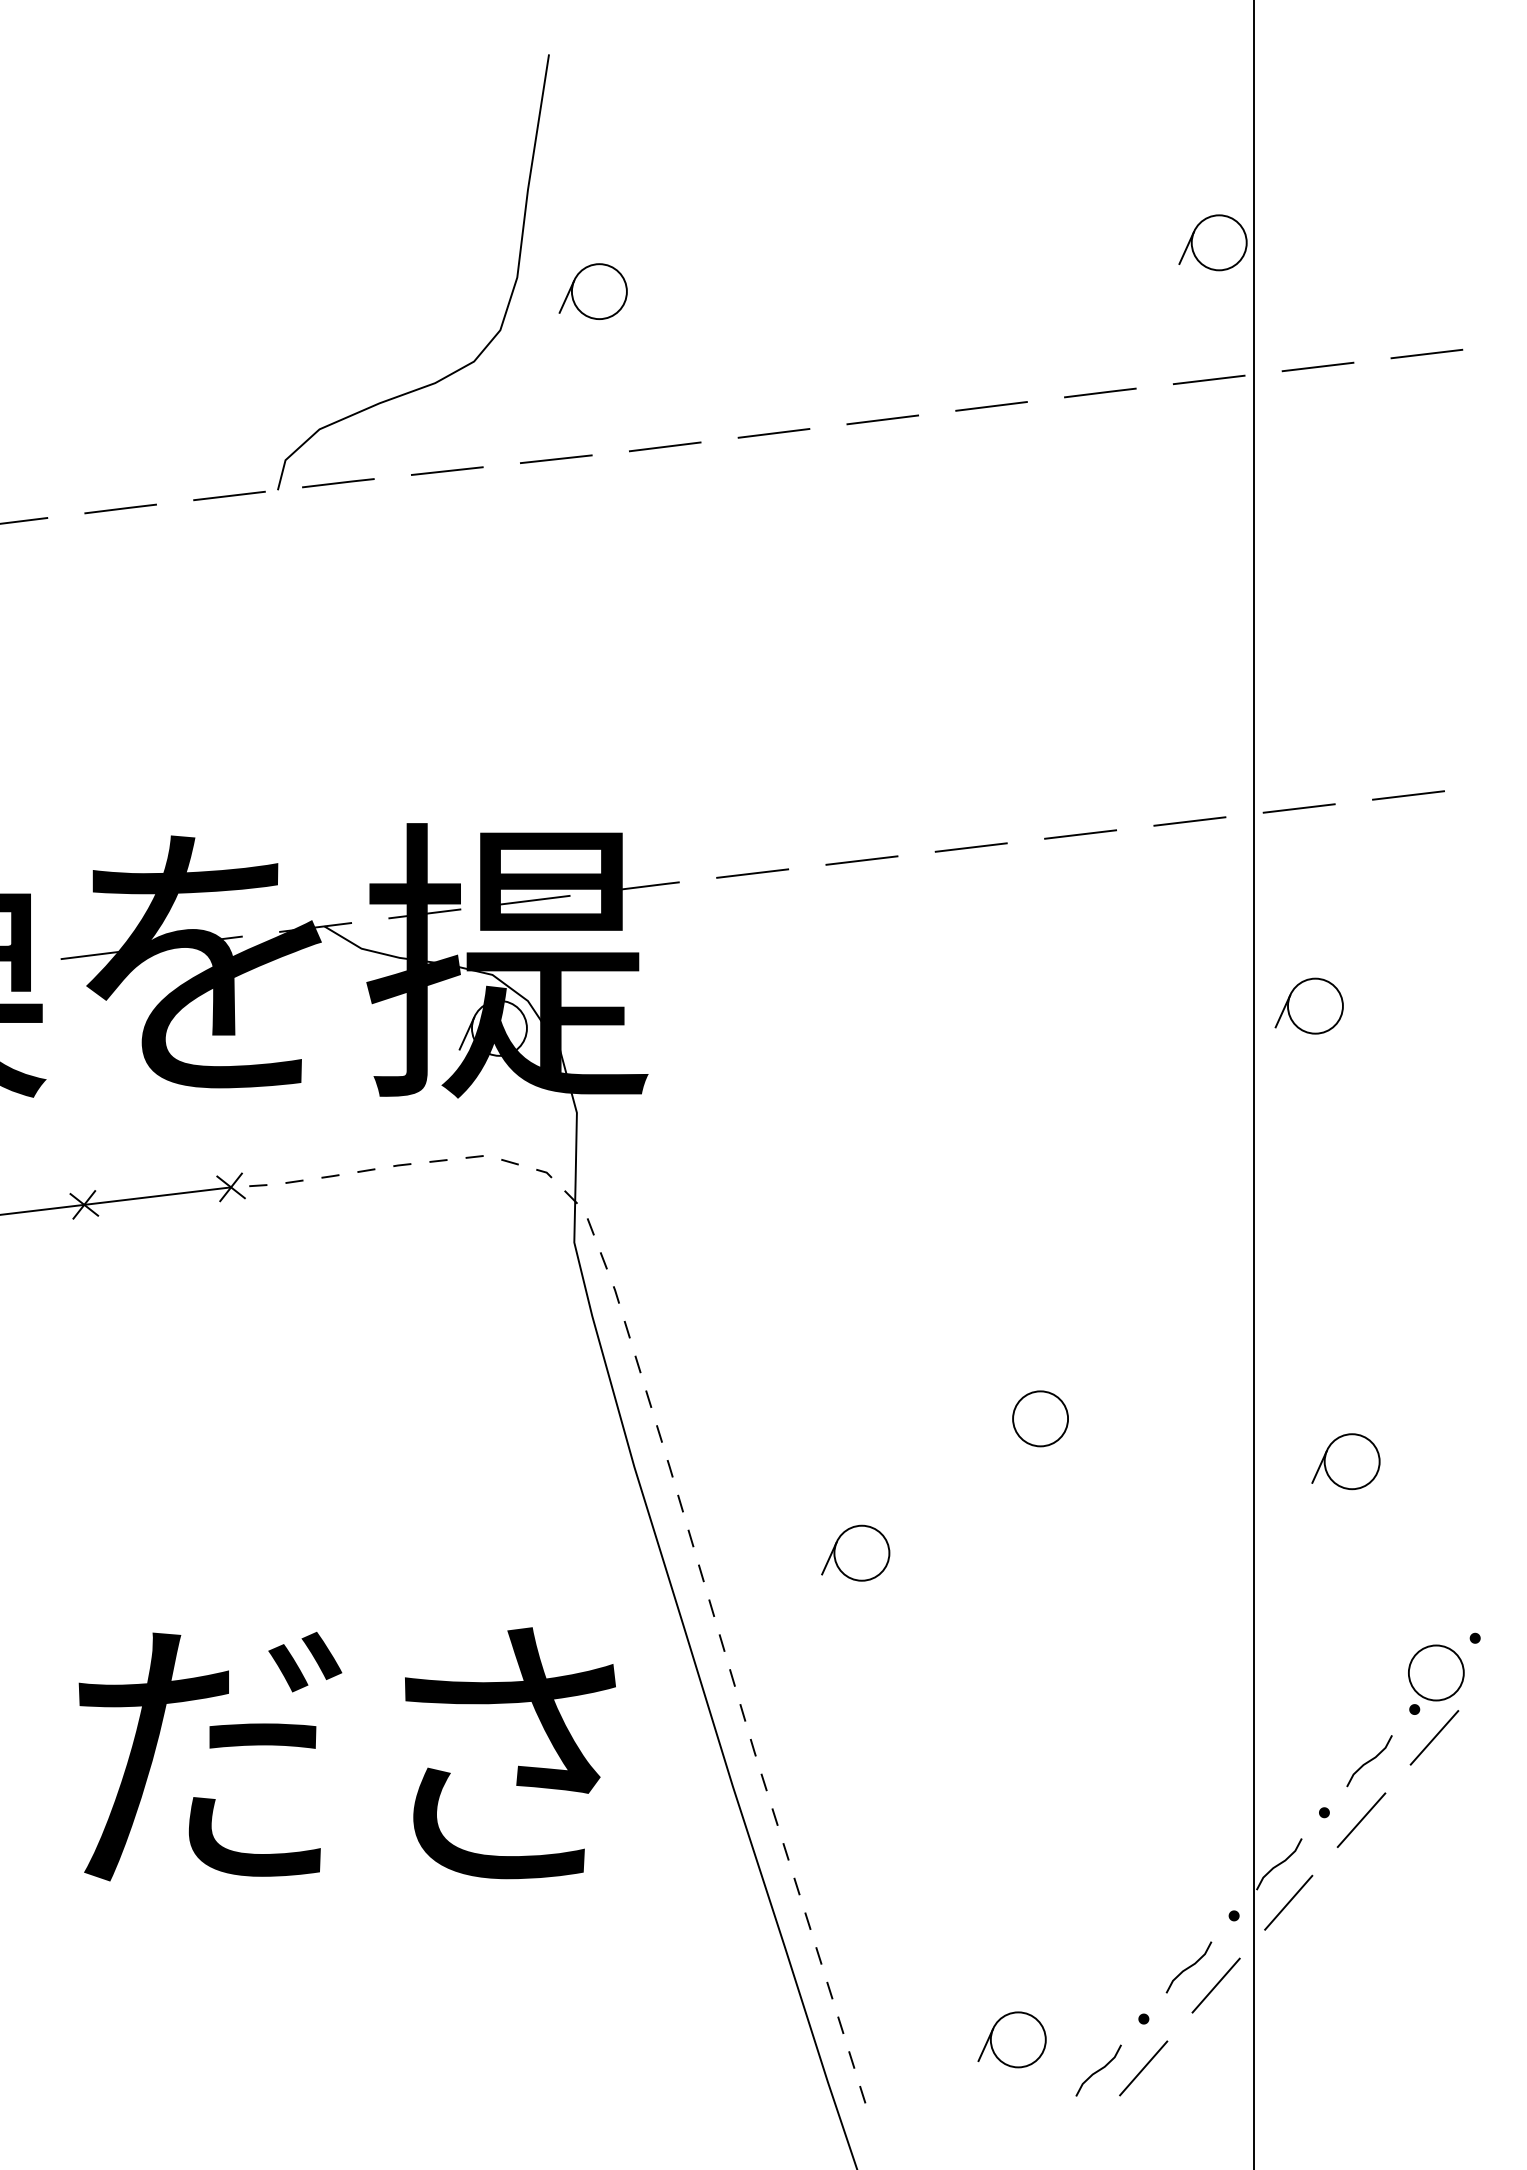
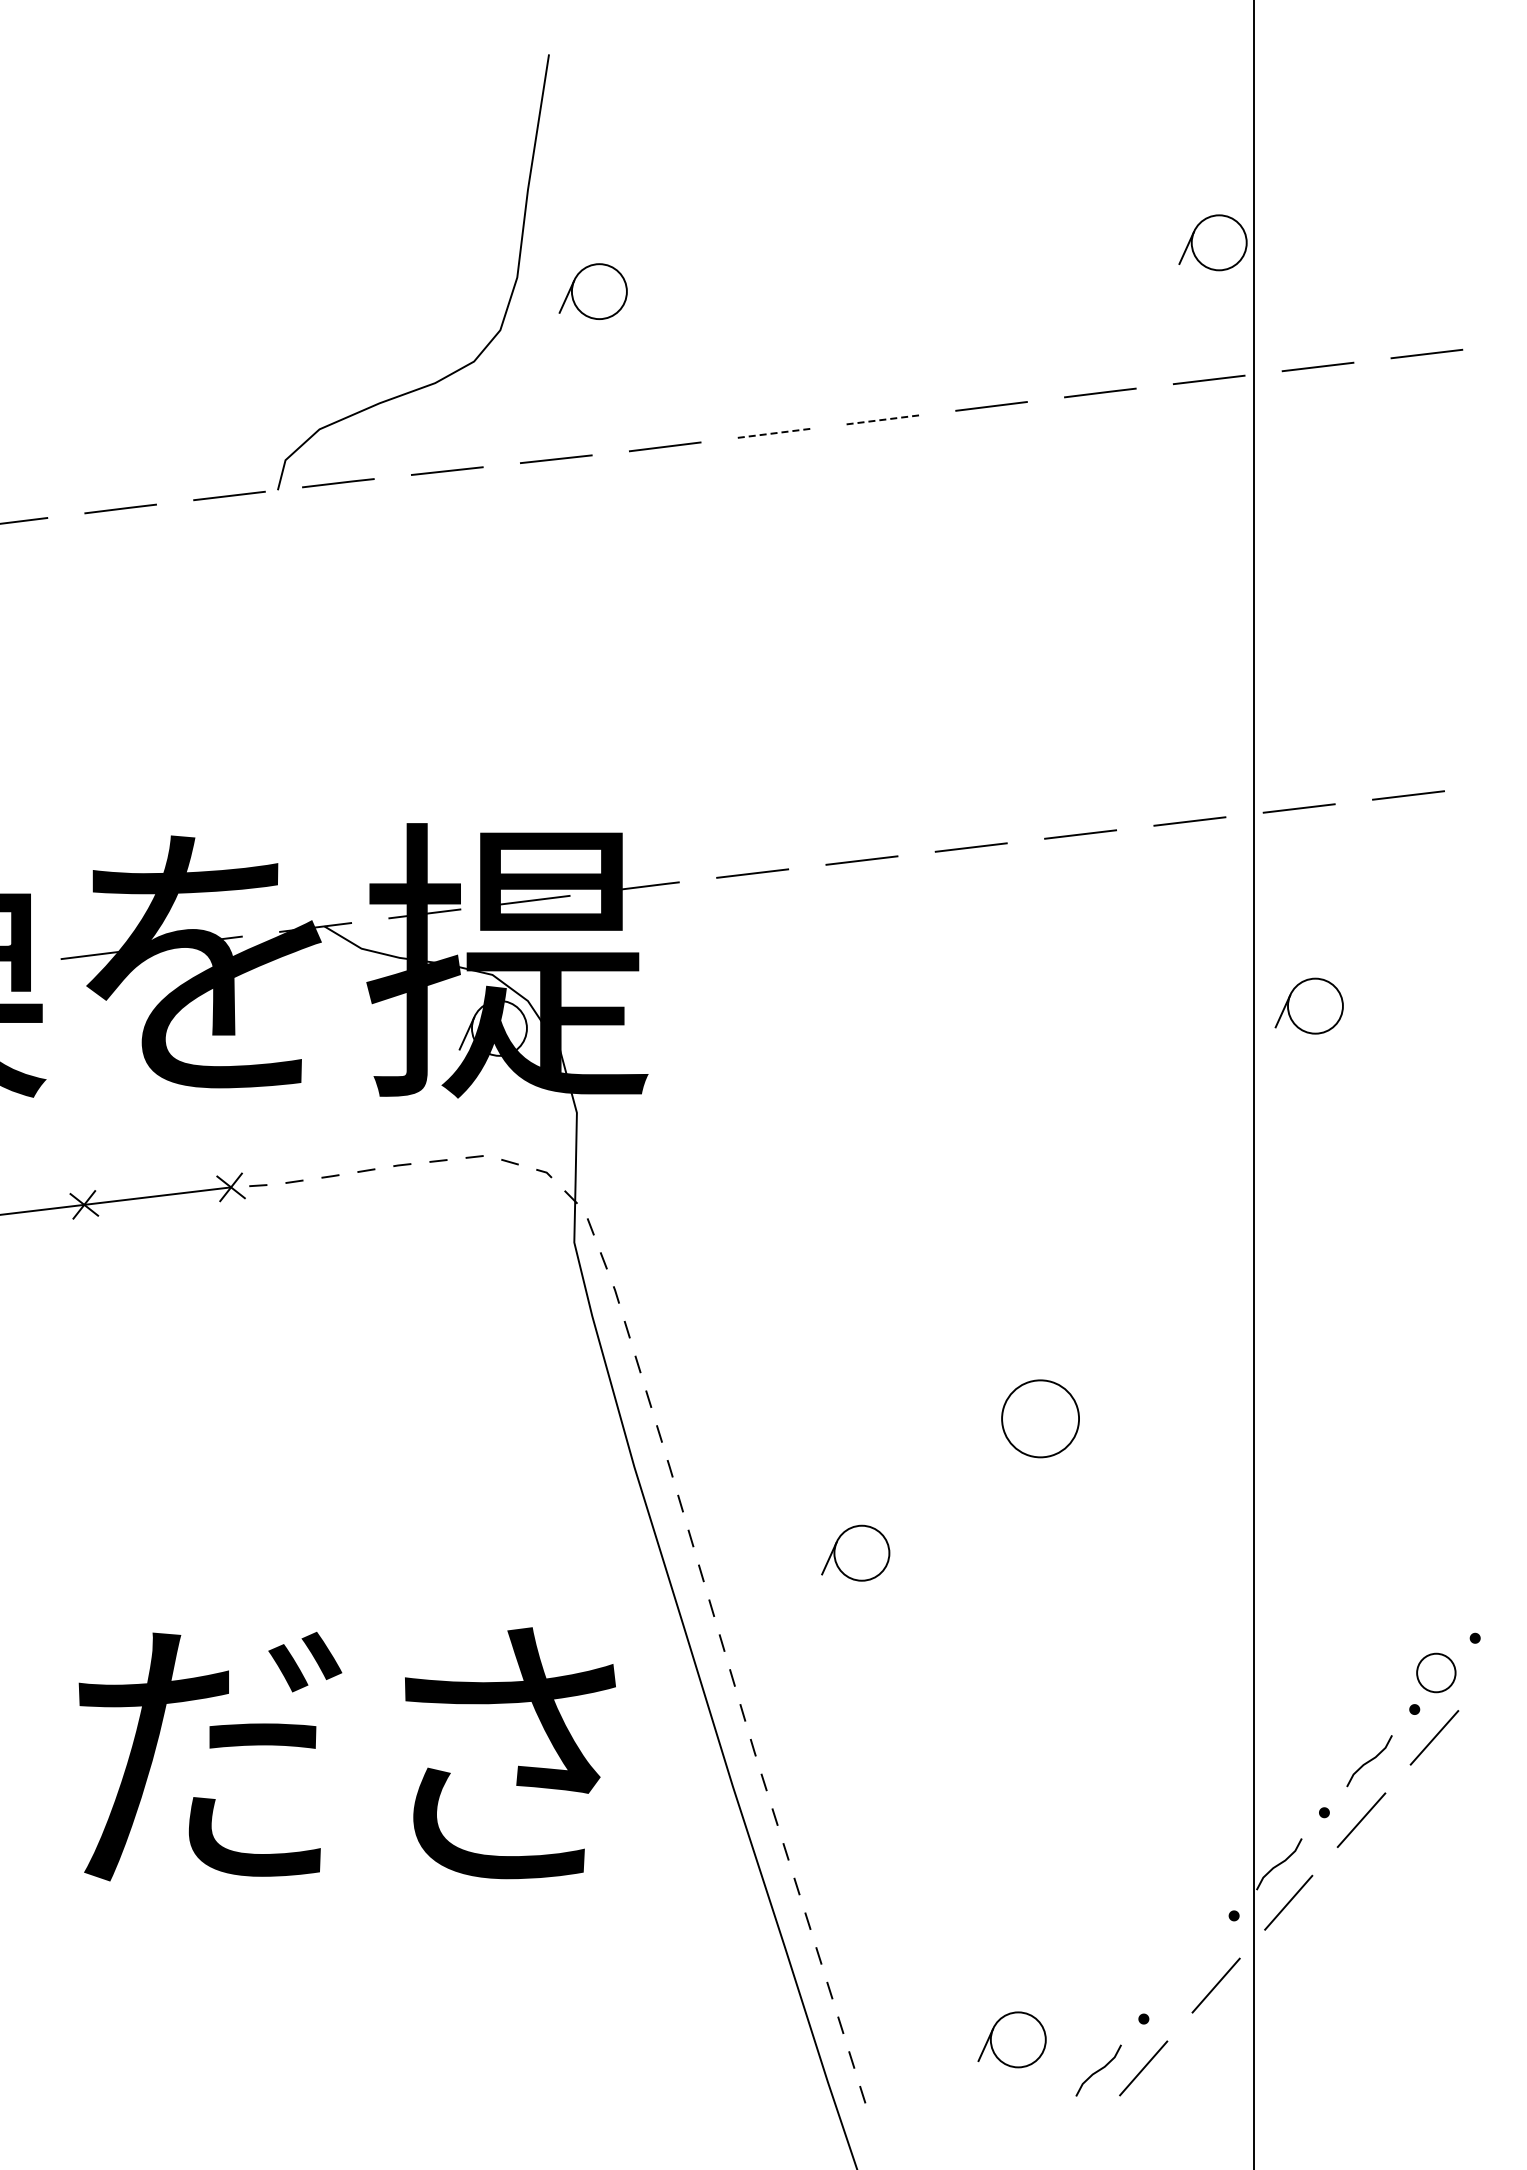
line: solid -> dashed (882, 419)
line: solid -> dashed (774, 433)
circle diameter: 55 px -> 77 px (1040, 1418)
part: present -> none (1345, 1461)
circle diameter: 55 px -> 38 px (1436, 1672)
curve: present -> none (1188, 1967)
